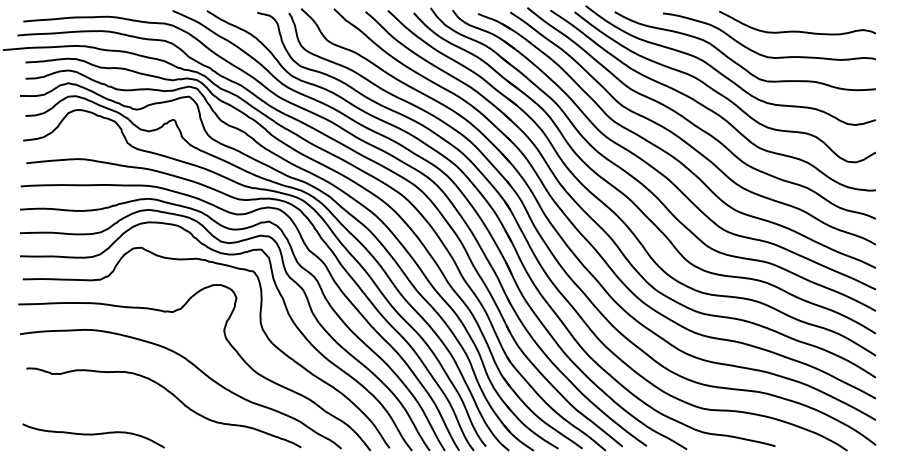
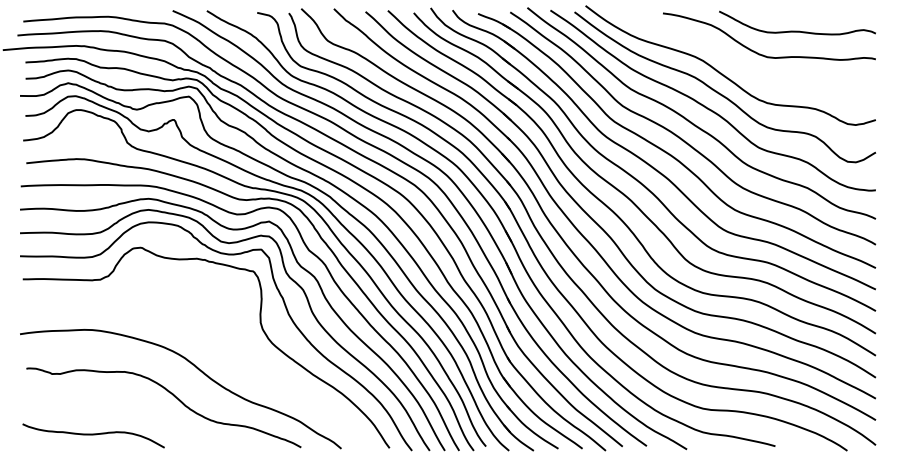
curve: present -> none (737, 62)
curve: present -> none (228, 343)
